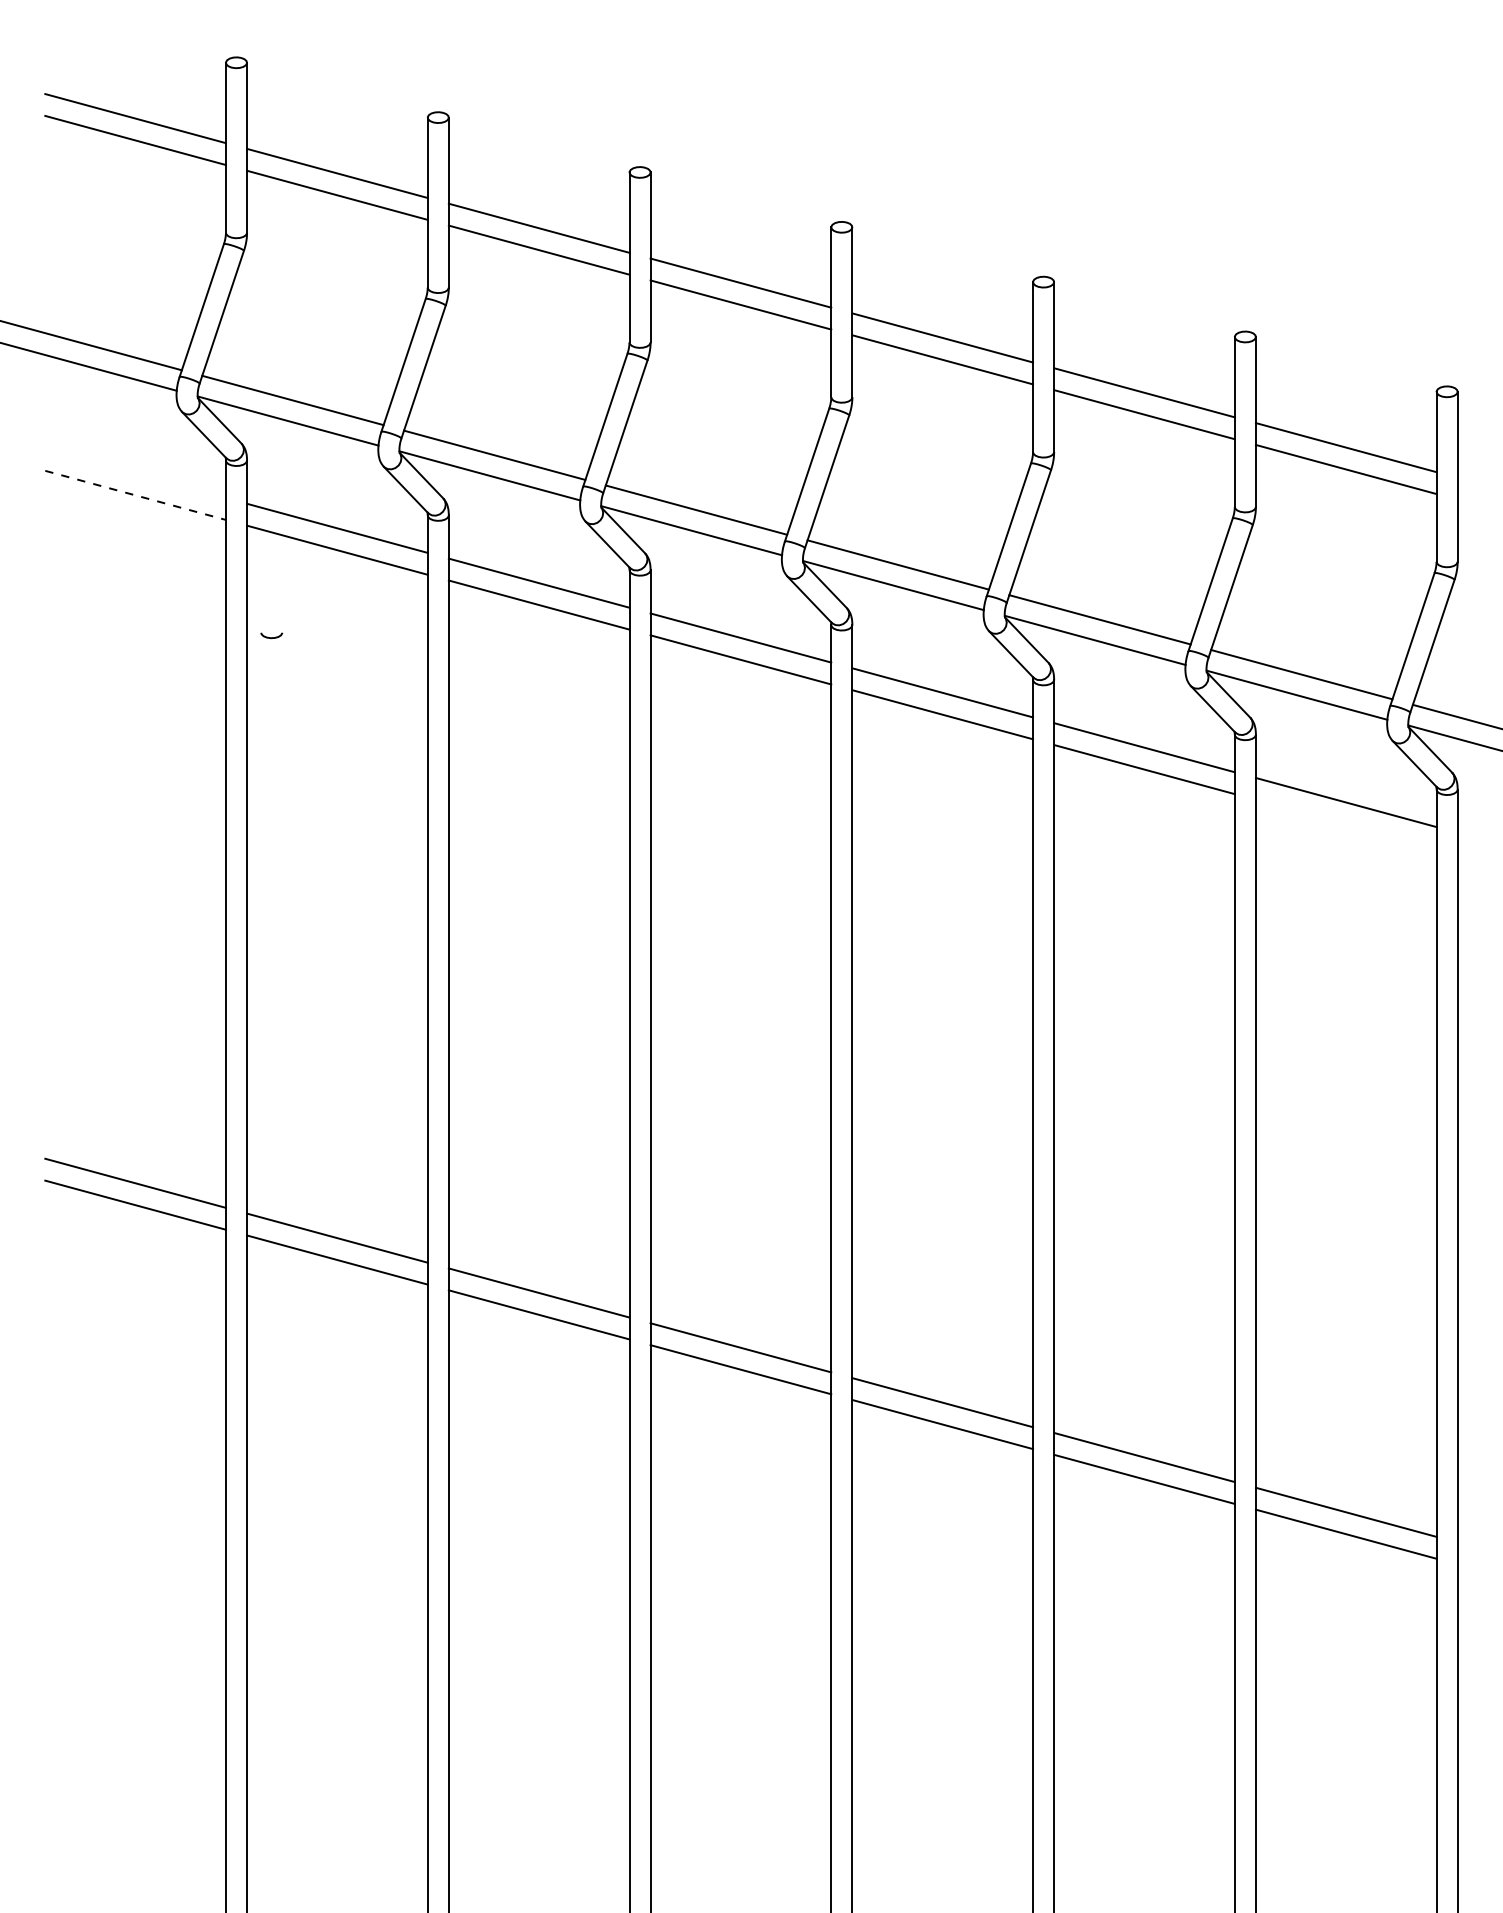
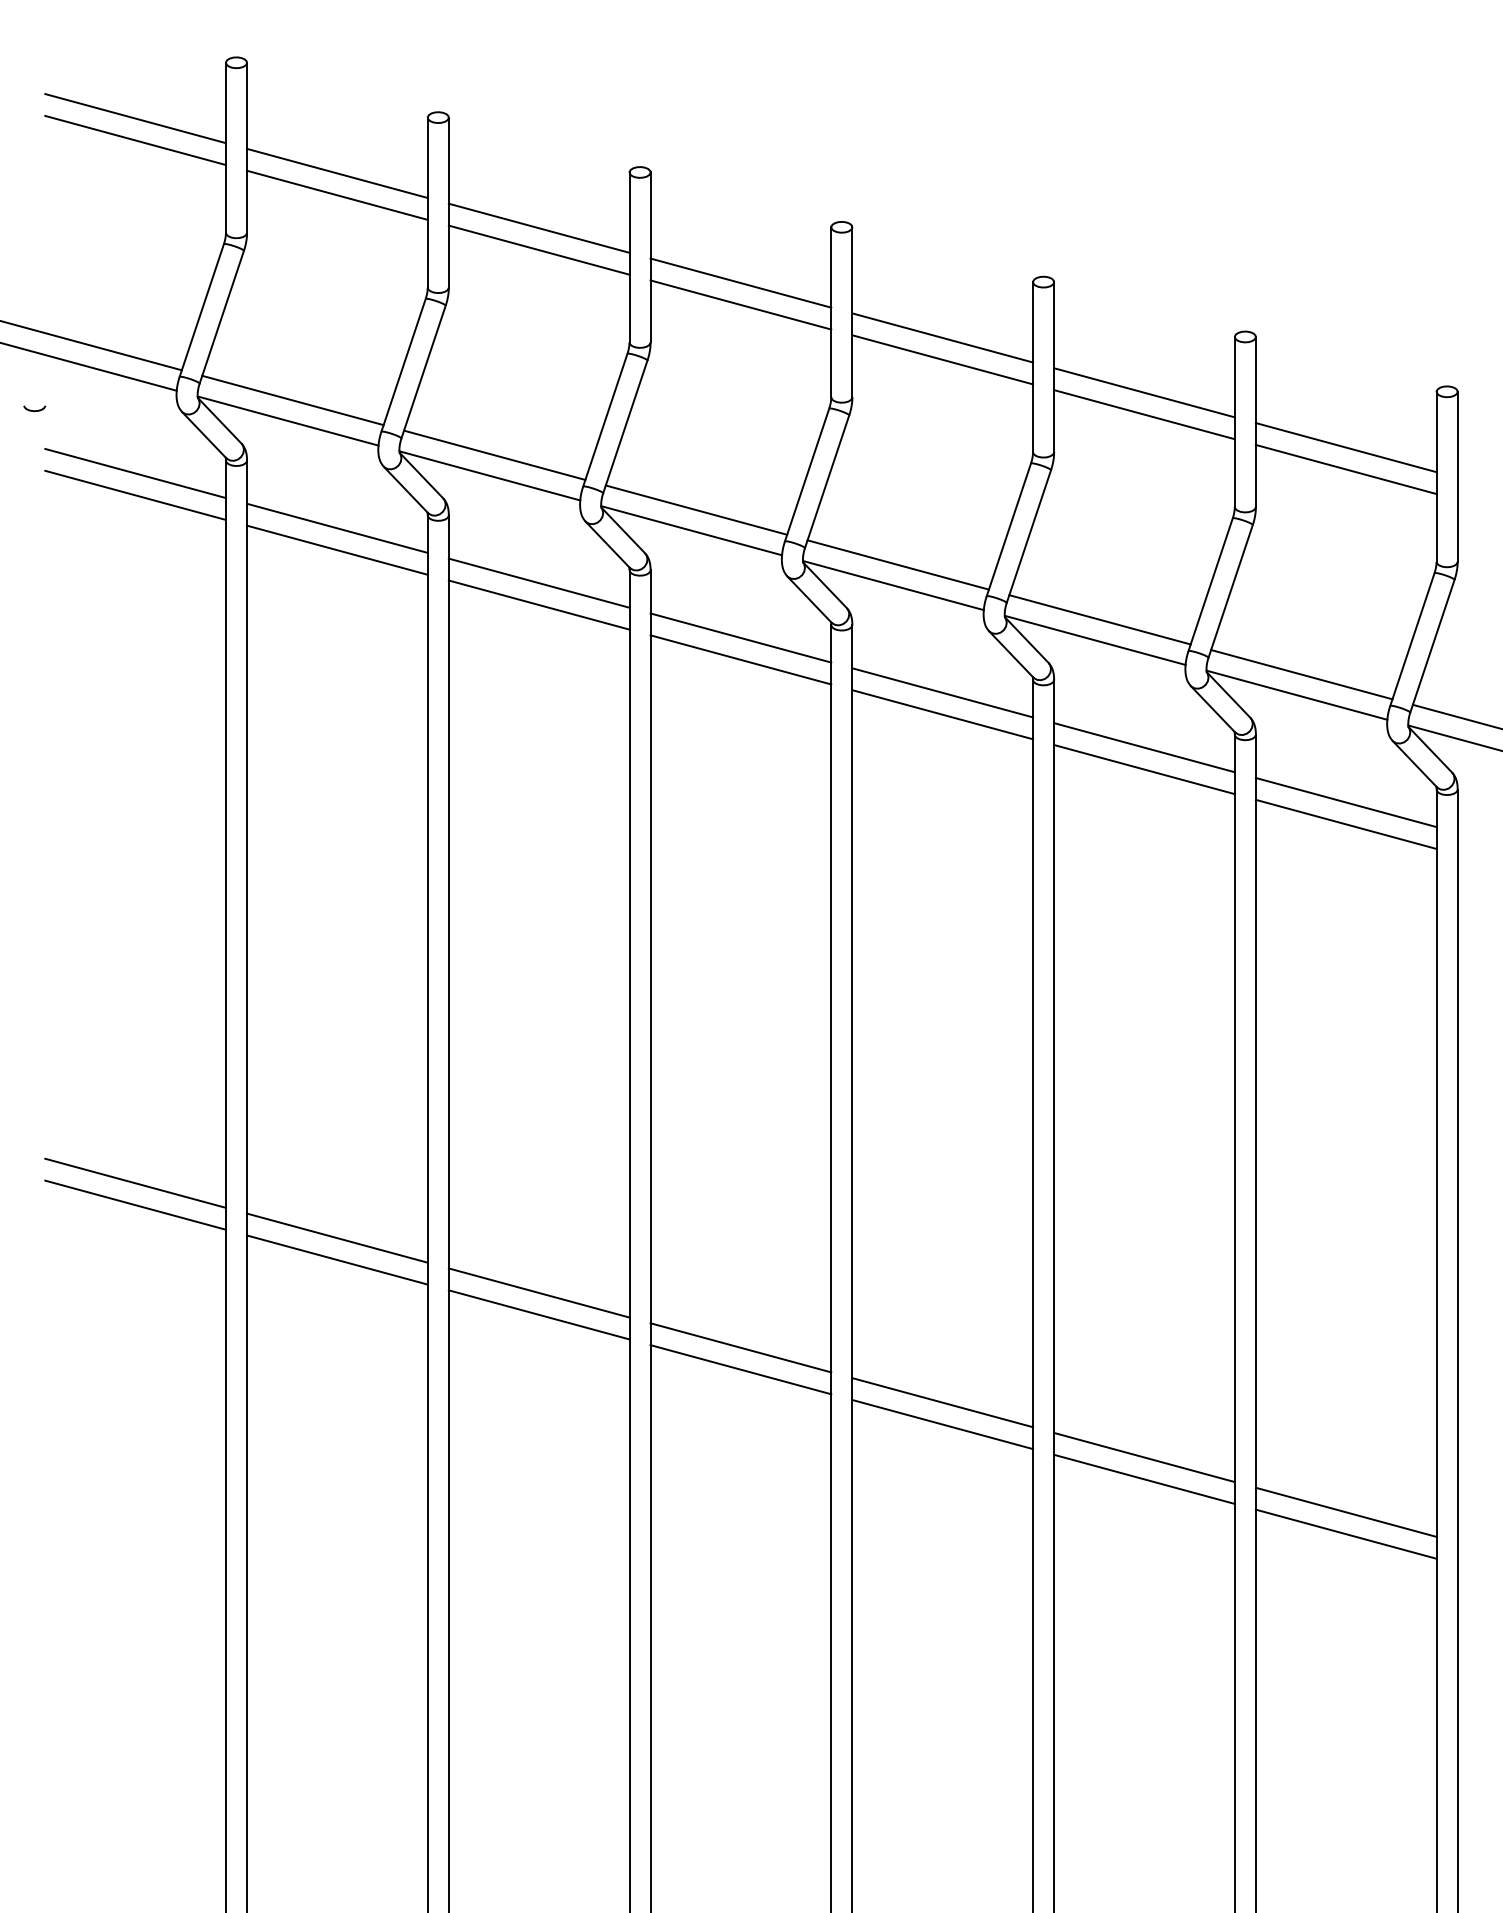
line: none -> present (135, 473)
line: dashed -> solid (135, 495)
curve position: (271, 637) -> (34, 410) (34, 410)
line: none -> present (1345, 823)
